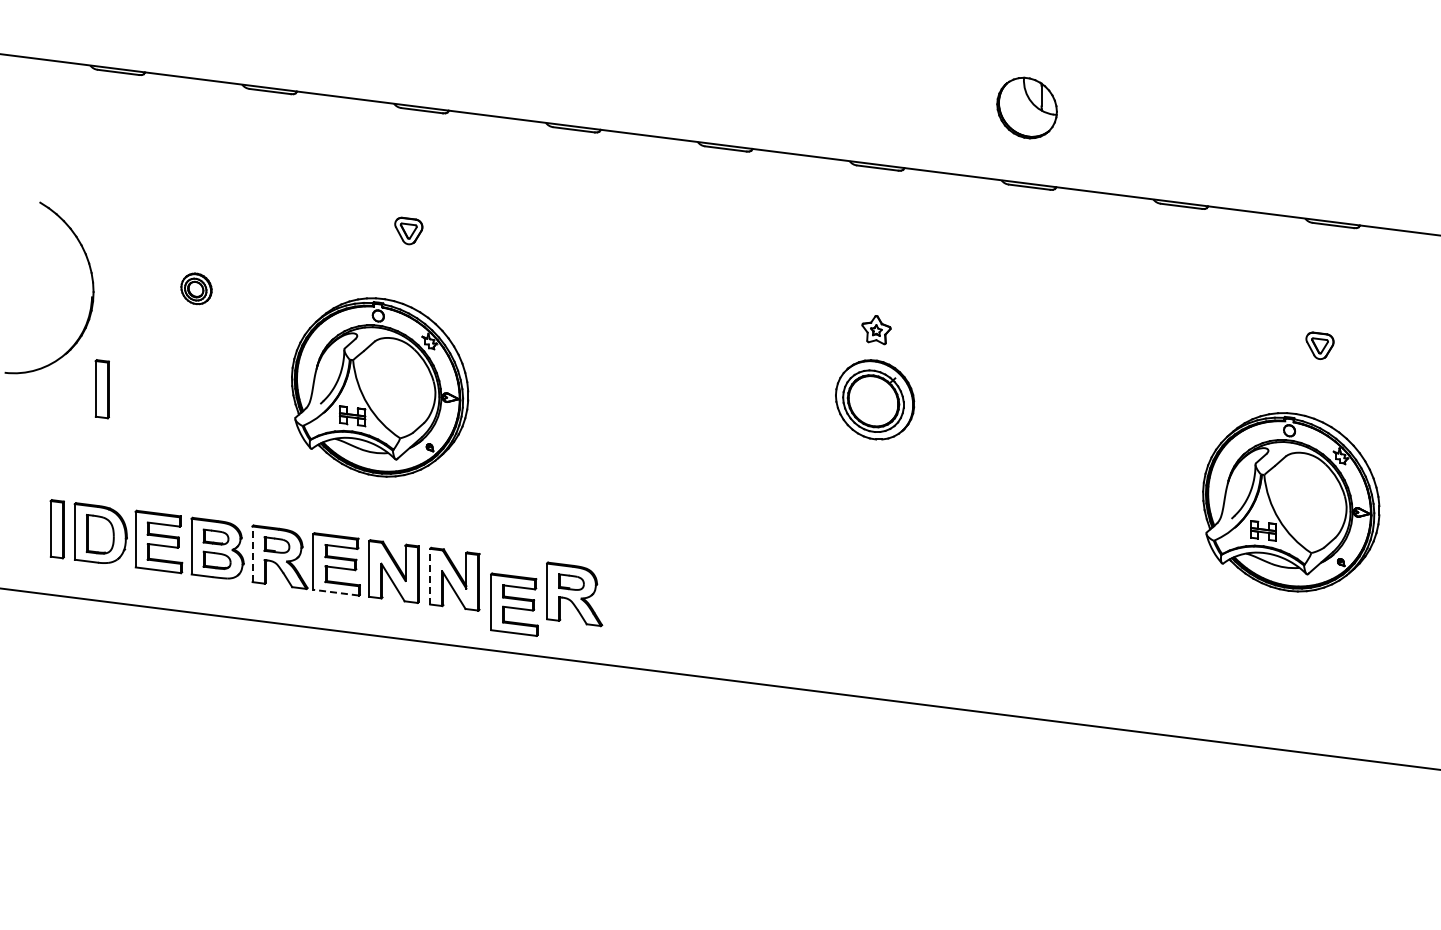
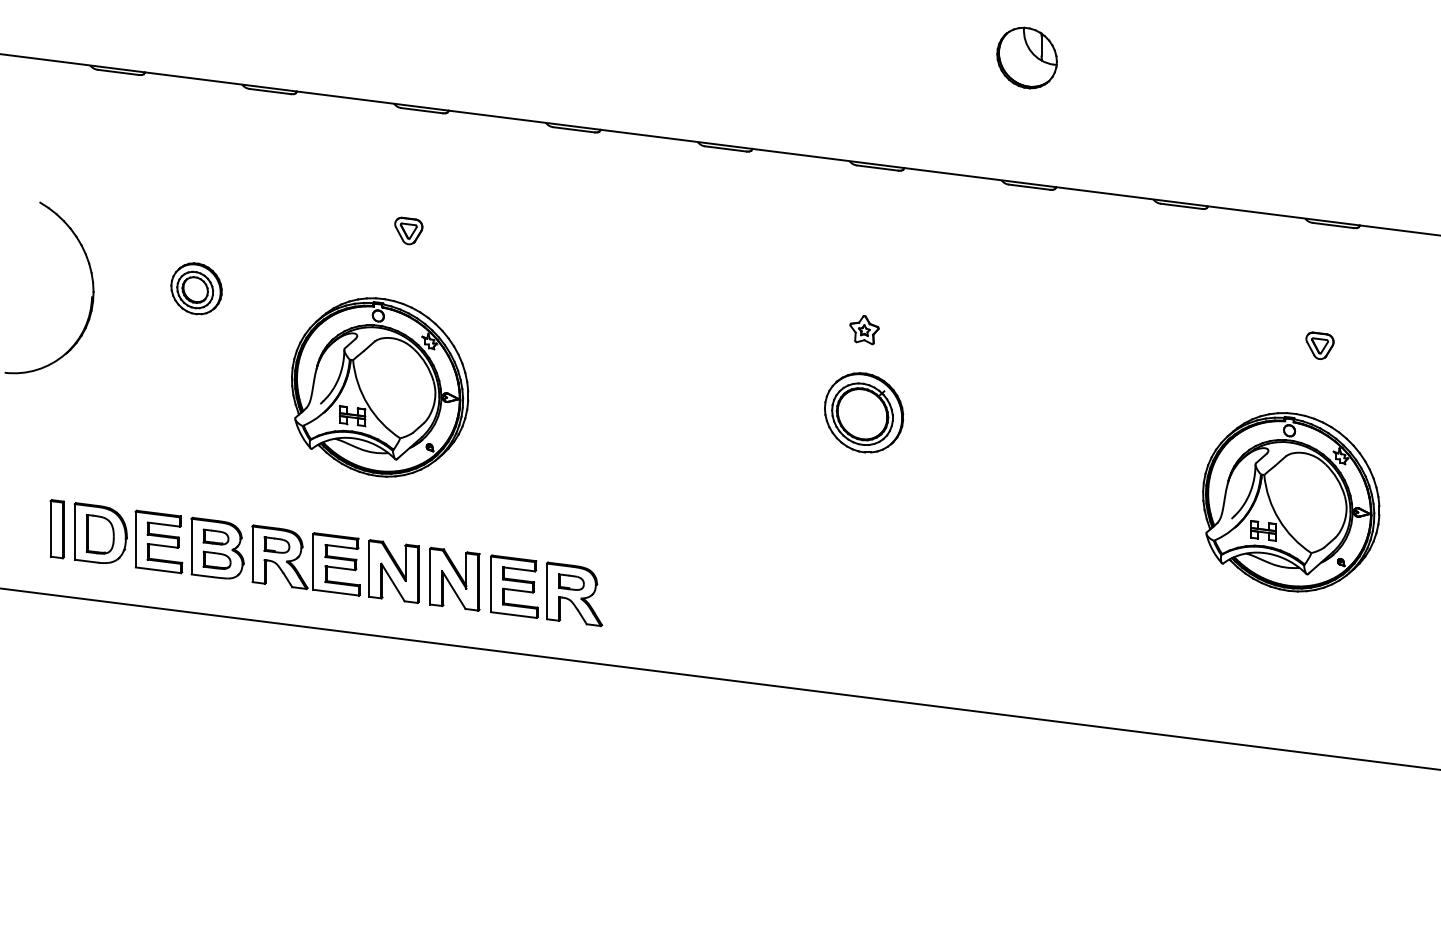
part position: (1026, 107) -> (1026, 57) (1026, 57)
part size: 33x34 px -> 53x54 px (196, 288)
part position: (876, 330) -> (864, 330) (864, 330)
part: present -> none (101, 389)
part position: (875, 399) -> (864, 412) (864, 412)
line: dashed -> solid (252, 554)
line: dashed -> solid (430, 576)
line: dashed -> solid (336, 592)
part position: (514, 604) -> (514, 586) (514, 586)
